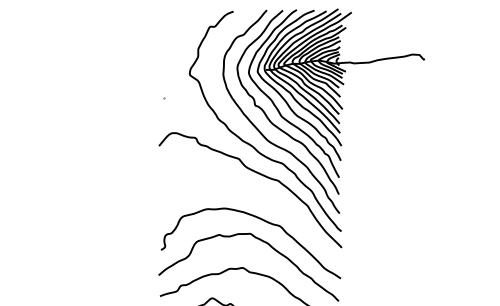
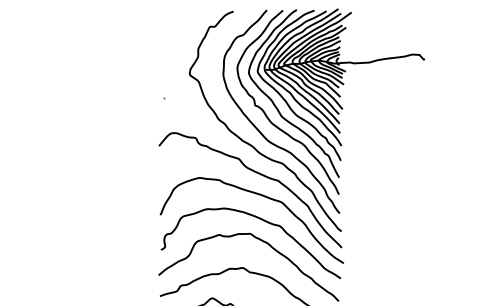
curve: none -> present (261, 196)
